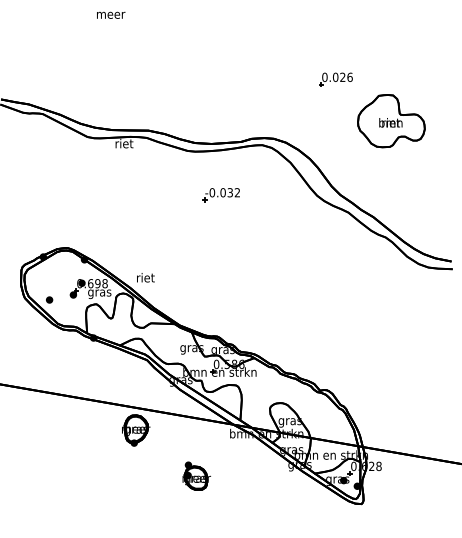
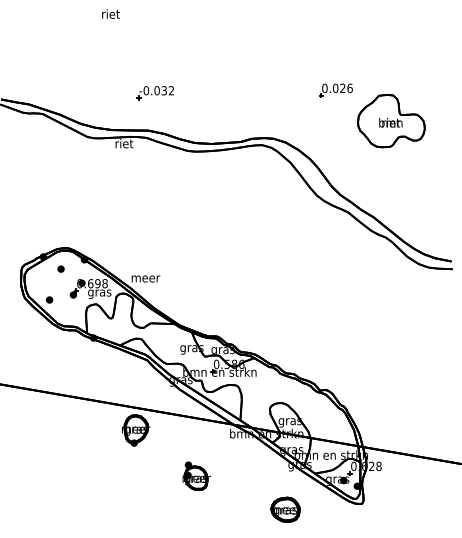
text: meer -> riet (111, 13)
part position: (335, 79) -> (335, 90) (335, 90)
part position: (220, 195) -> (154, 93) (154, 93)
part: none -> present (60, 268)
text: riet -> meer (145, 277)
part: none -> present (285, 509)
